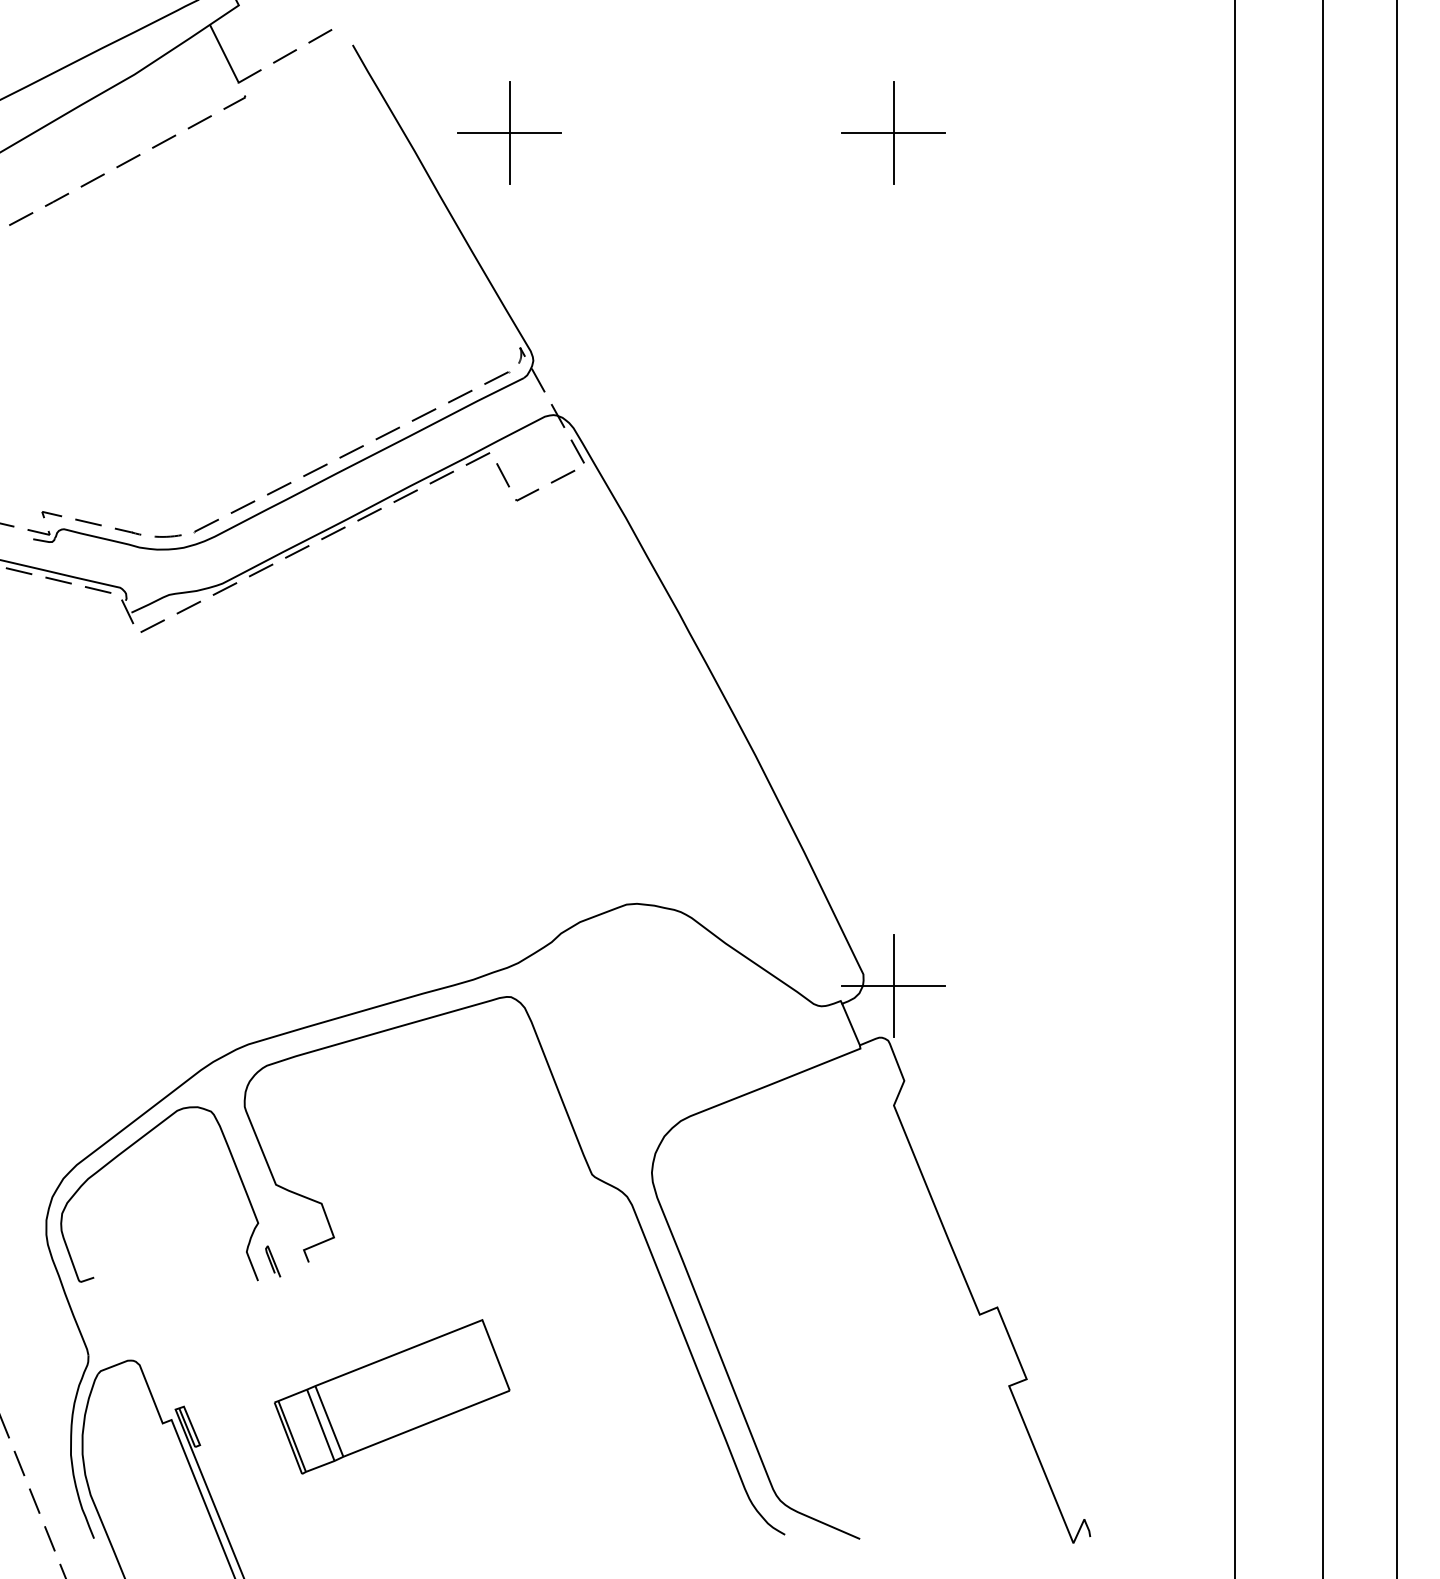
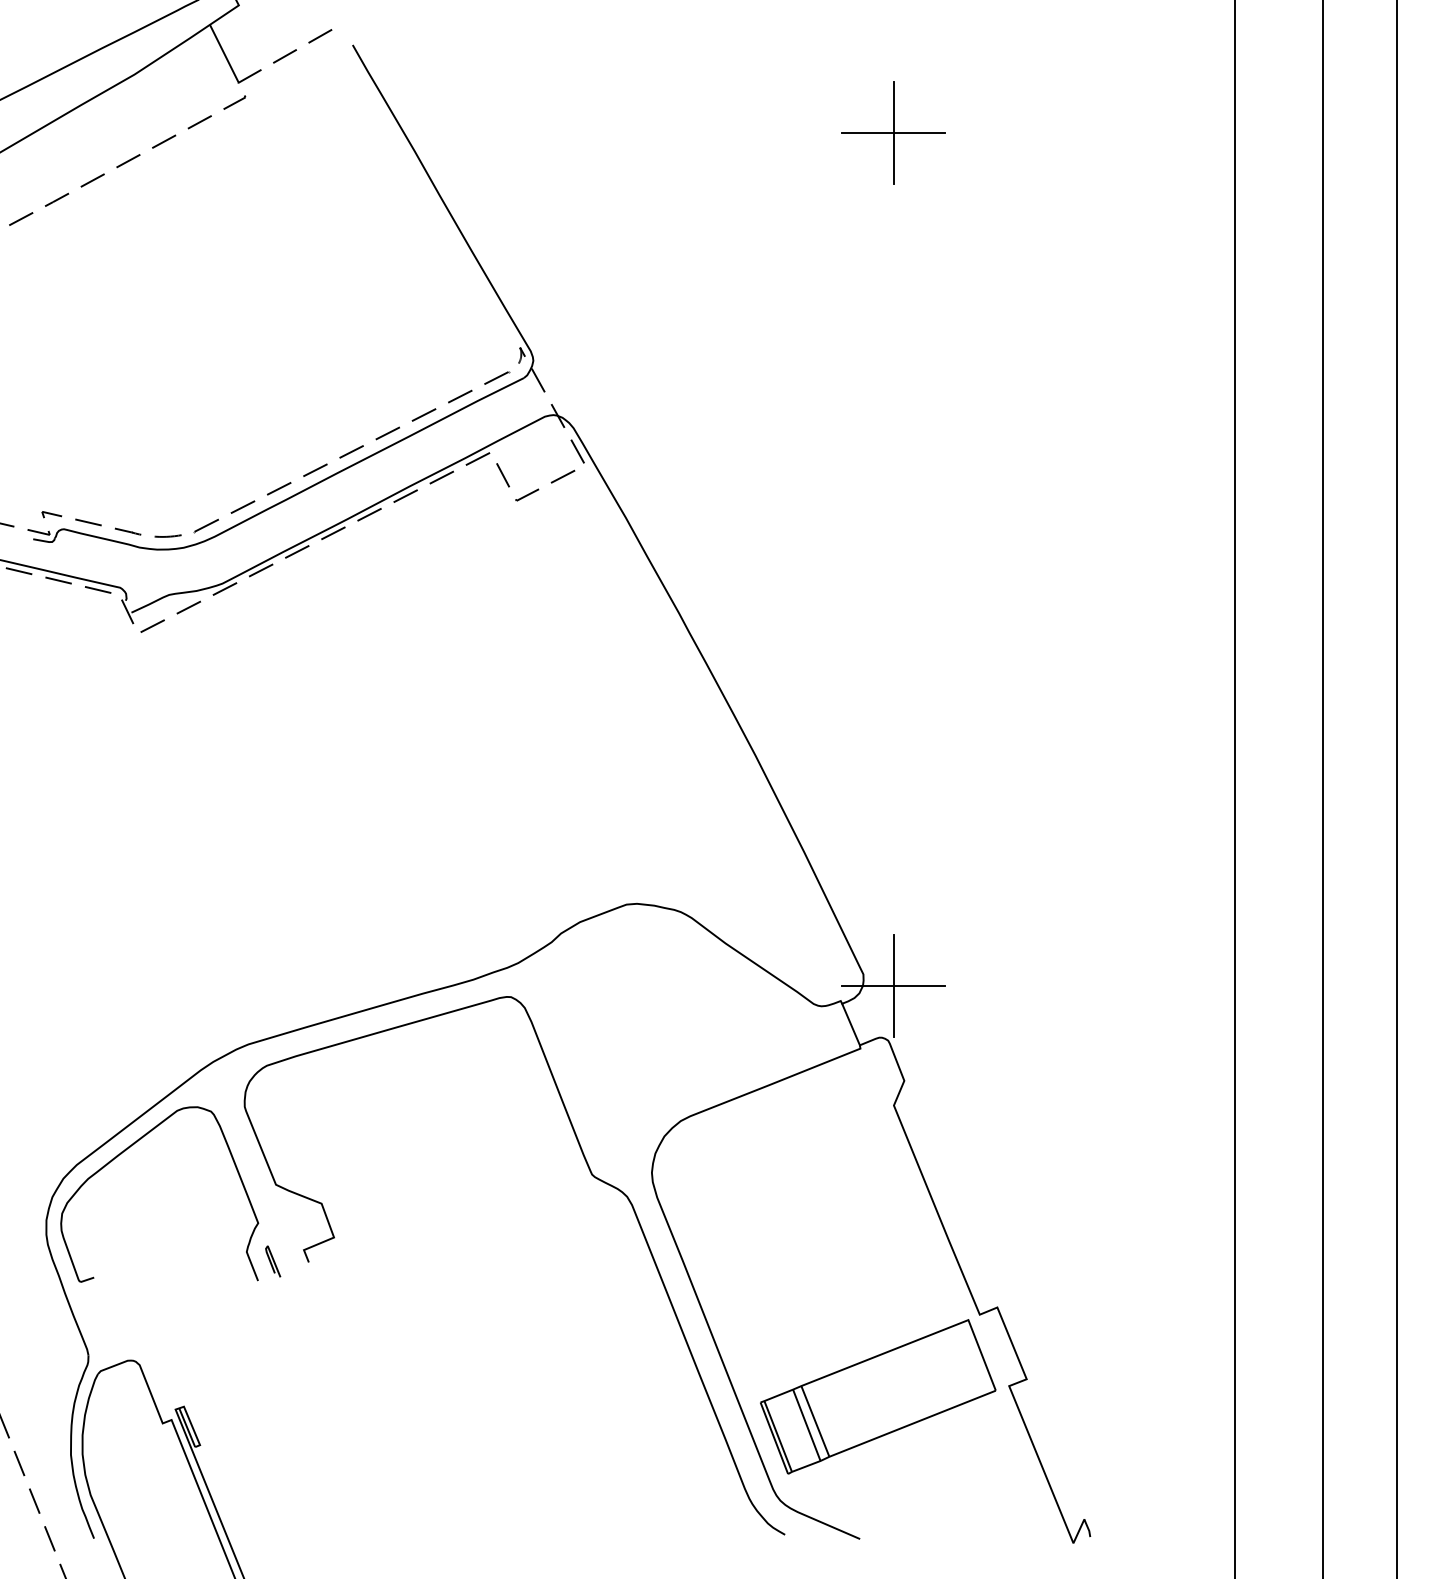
part: present -> none (509, 132)
part position: (392, 1396) -> (878, 1396) (878, 1396)
